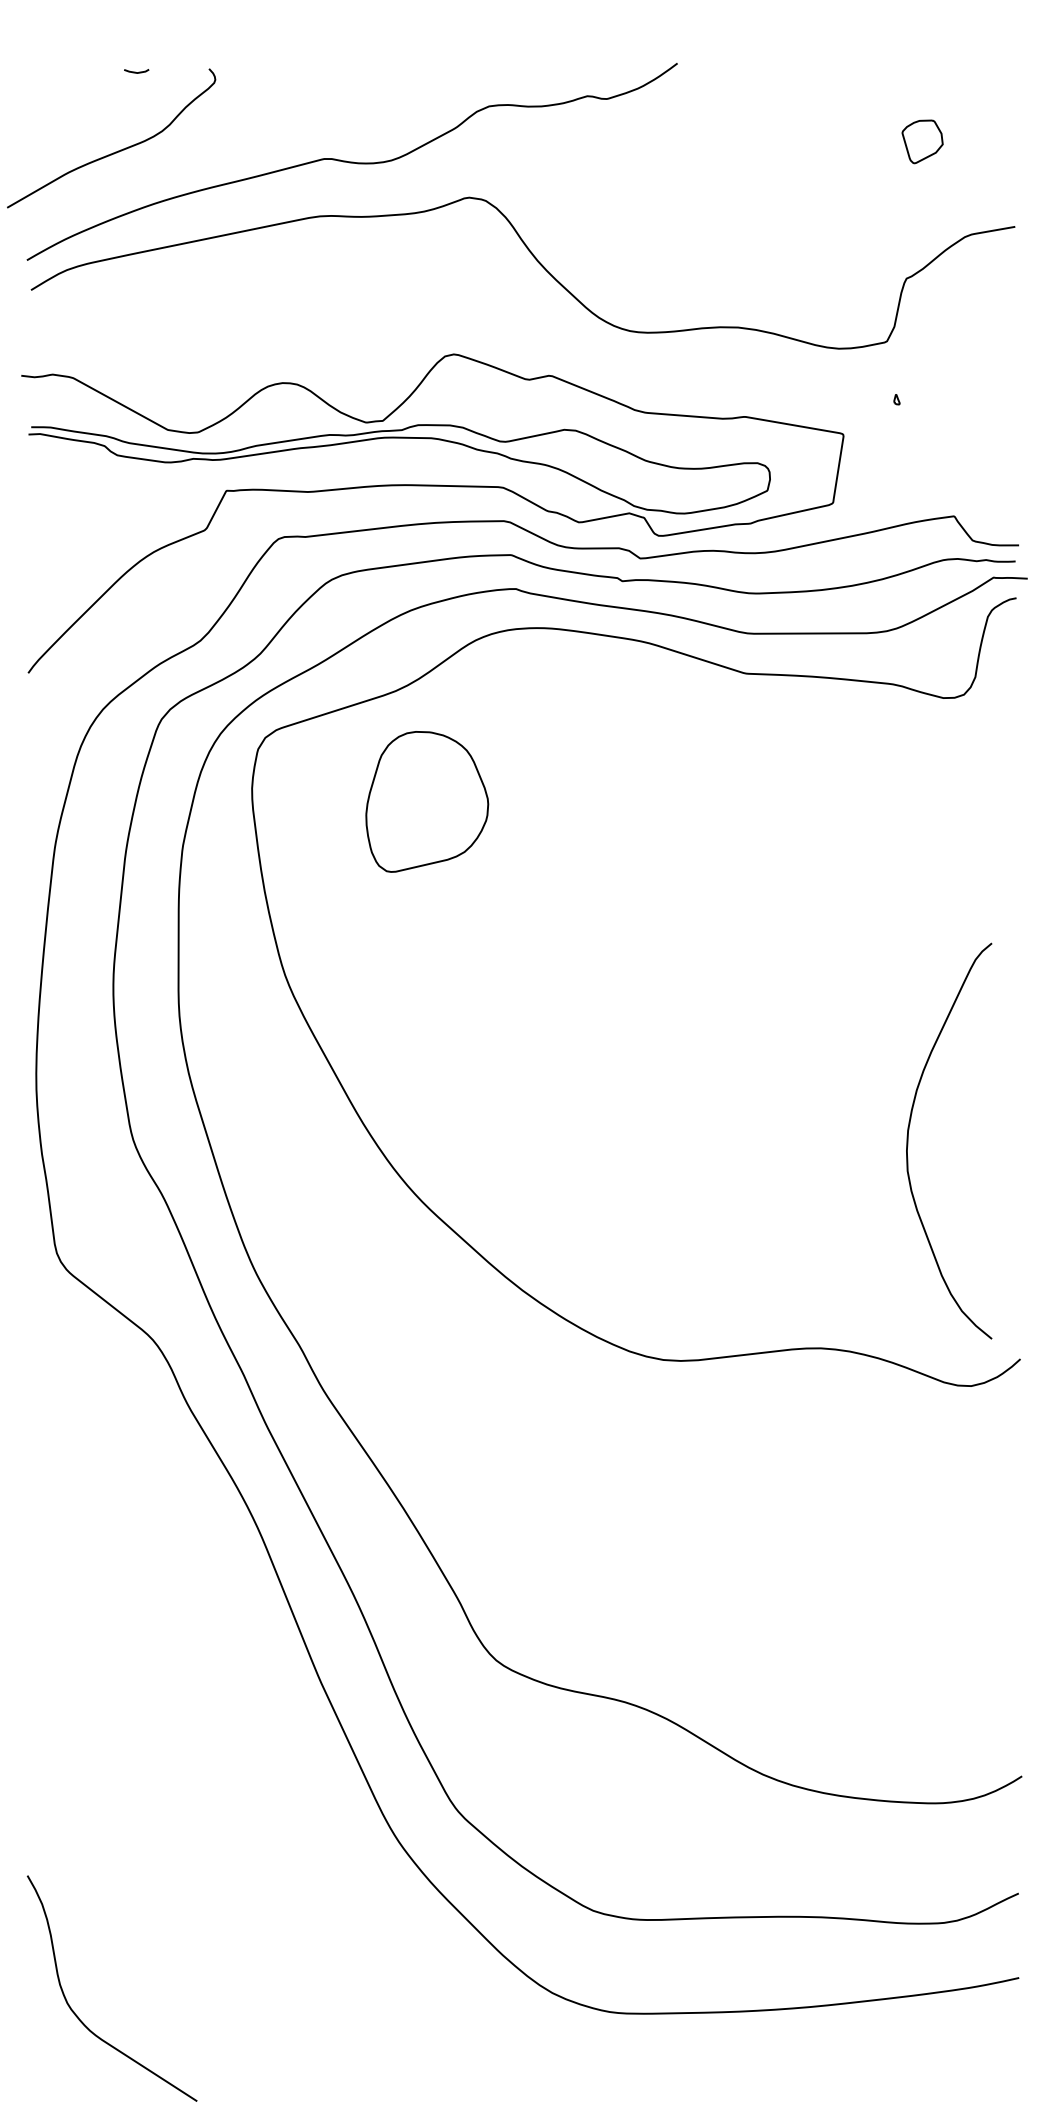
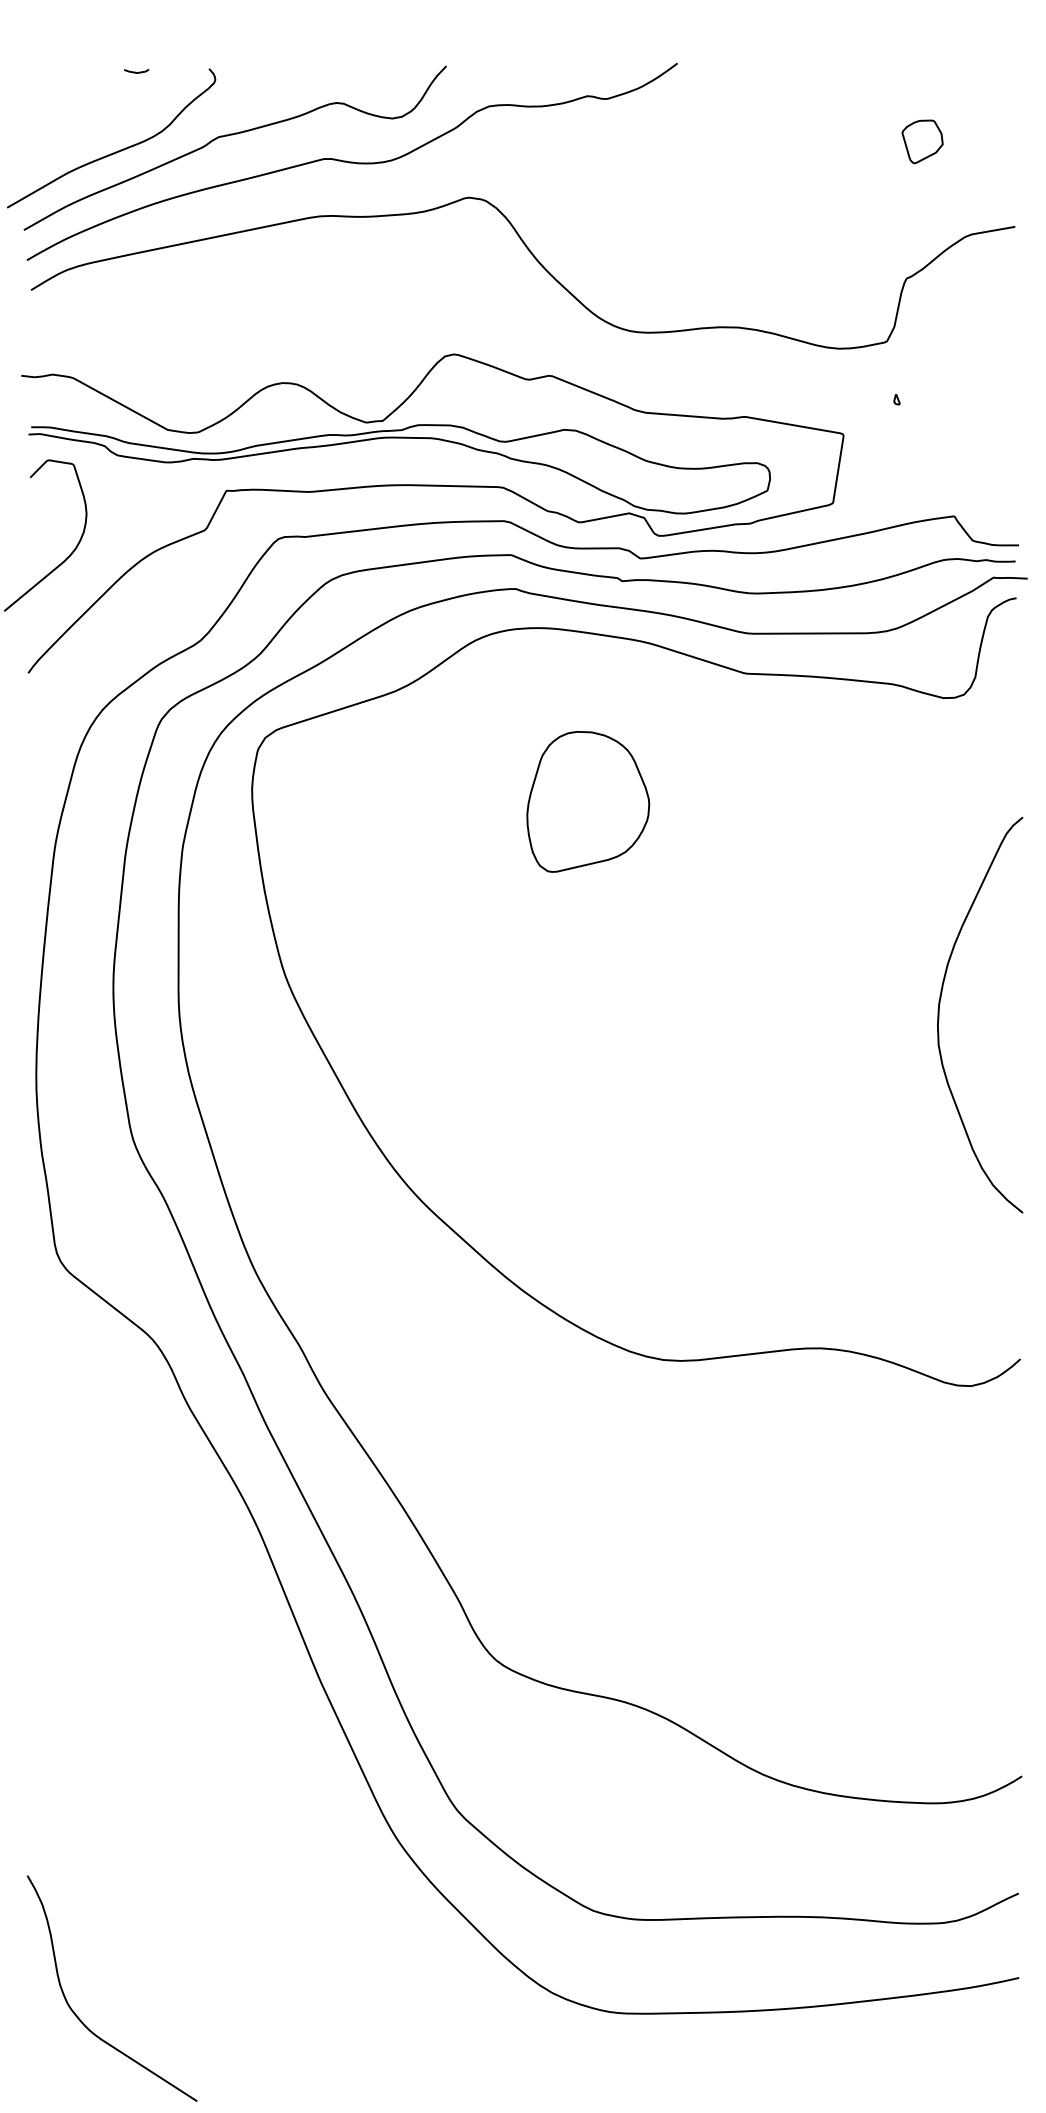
curve: none -> present (232, 135)
part: none -> present (67, 556)
part position: (427, 801) -> (588, 801) (588, 801)
curve position: (908, 1140) -> (939, 1014) (939, 1014)
